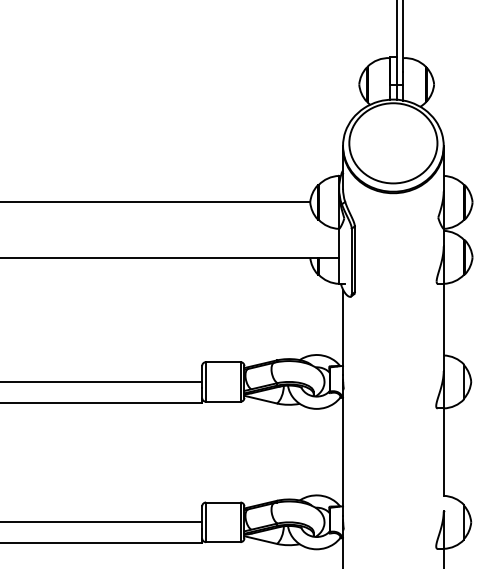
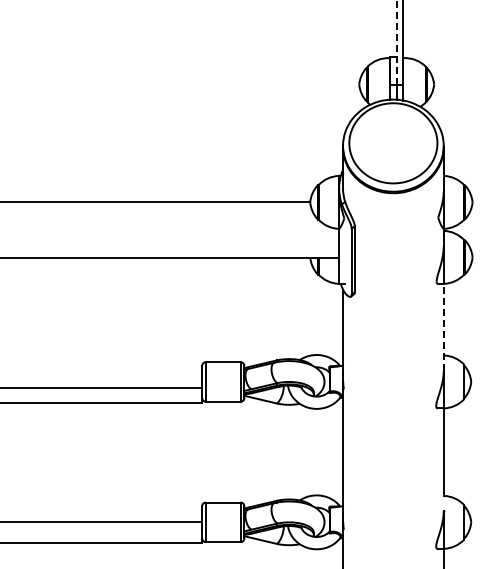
line: solid -> dashed (396, 41)
line: solid -> dashed (443, 327)
line position: (102, 381) -> (102, 387) (102, 387)
